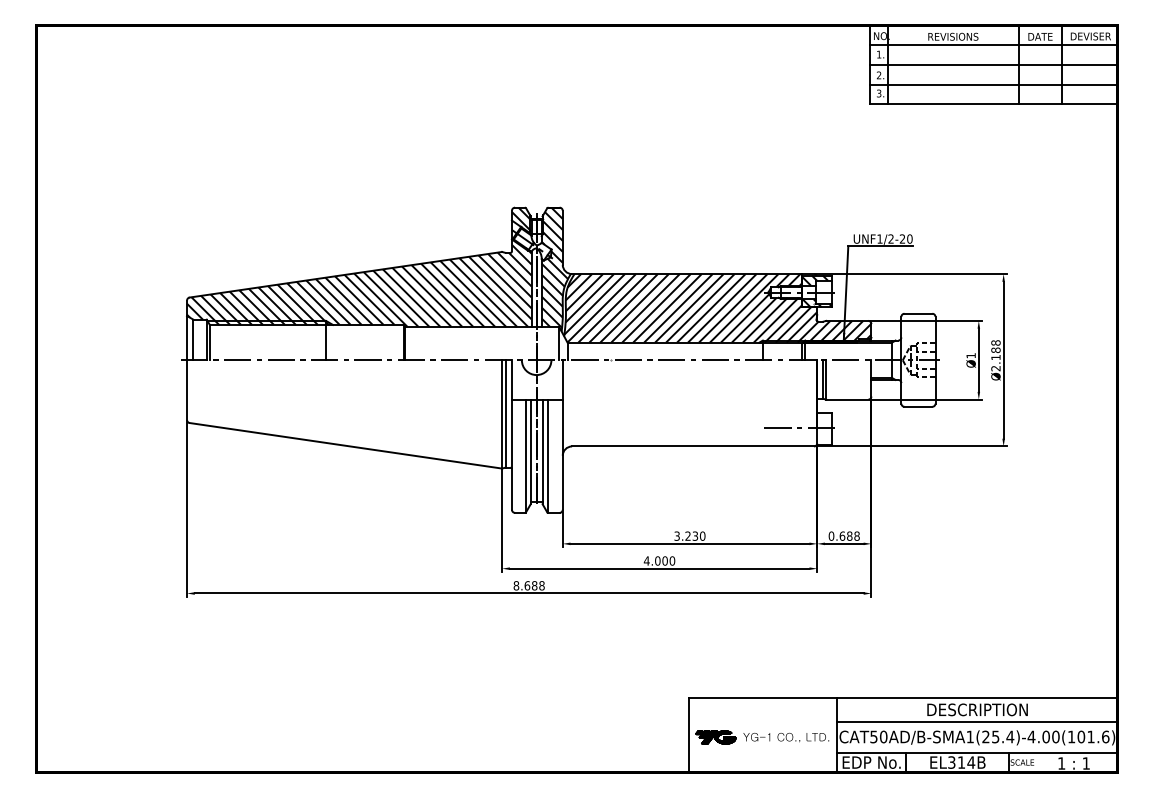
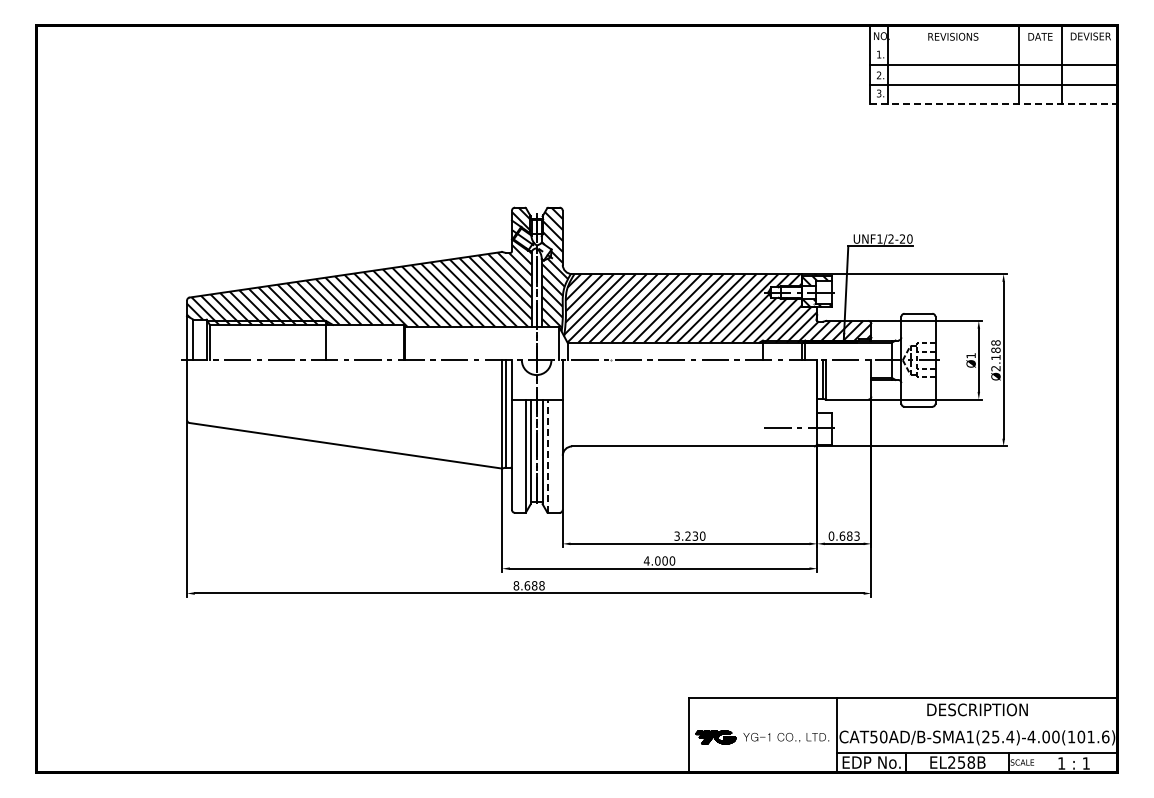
line: present -> none (993, 45)
line: solid -> dashed (994, 104)
line: solid -> dashed (547, 456)
text: 0.688 -> 0.683 (856, 535)
line: present -> none (977, 721)
text: EL314B -> EL258B (961, 762)
